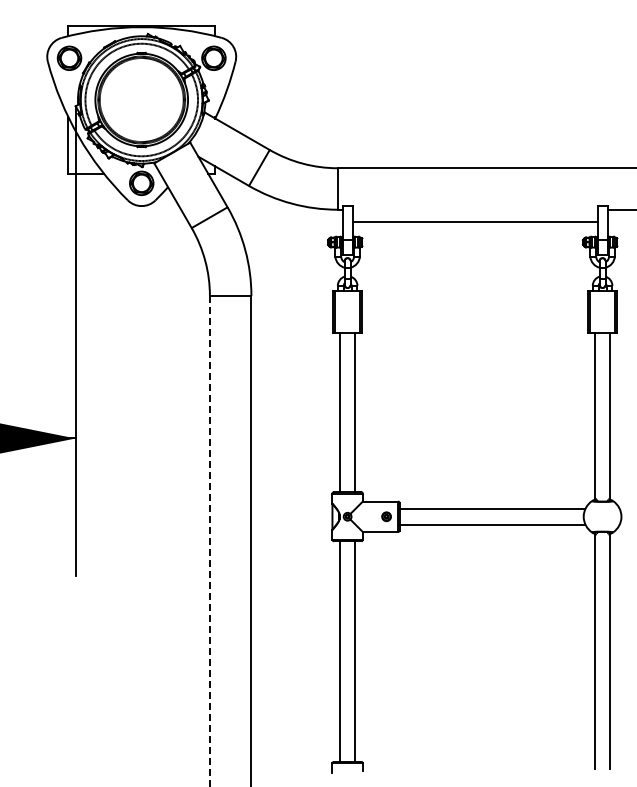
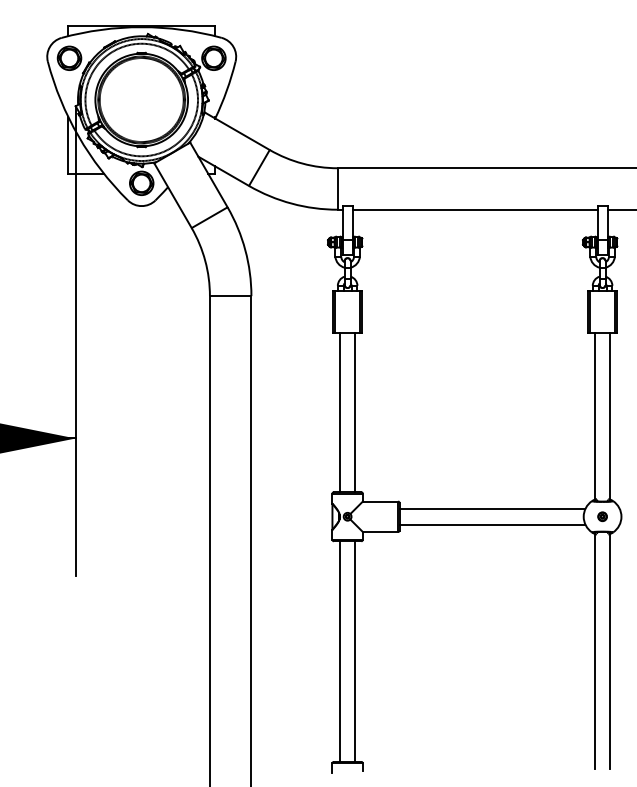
line position: (474, 221) -> (474, 209) (474, 209)
part position: (386, 516) -> (602, 516) (602, 516)
line: dashed -> solid (209, 542)
